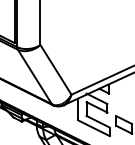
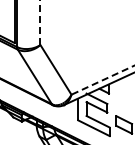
line: solid -> dashed (40, 22)
line: solid -> dashed (103, 80)
